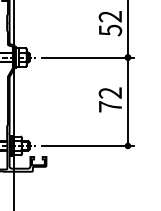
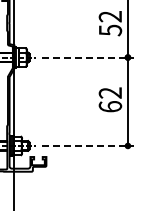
line: solid -> dashed (88, 57)
text: 72 -> 62 (110, 106)
line: solid -> dashed (88, 145)
